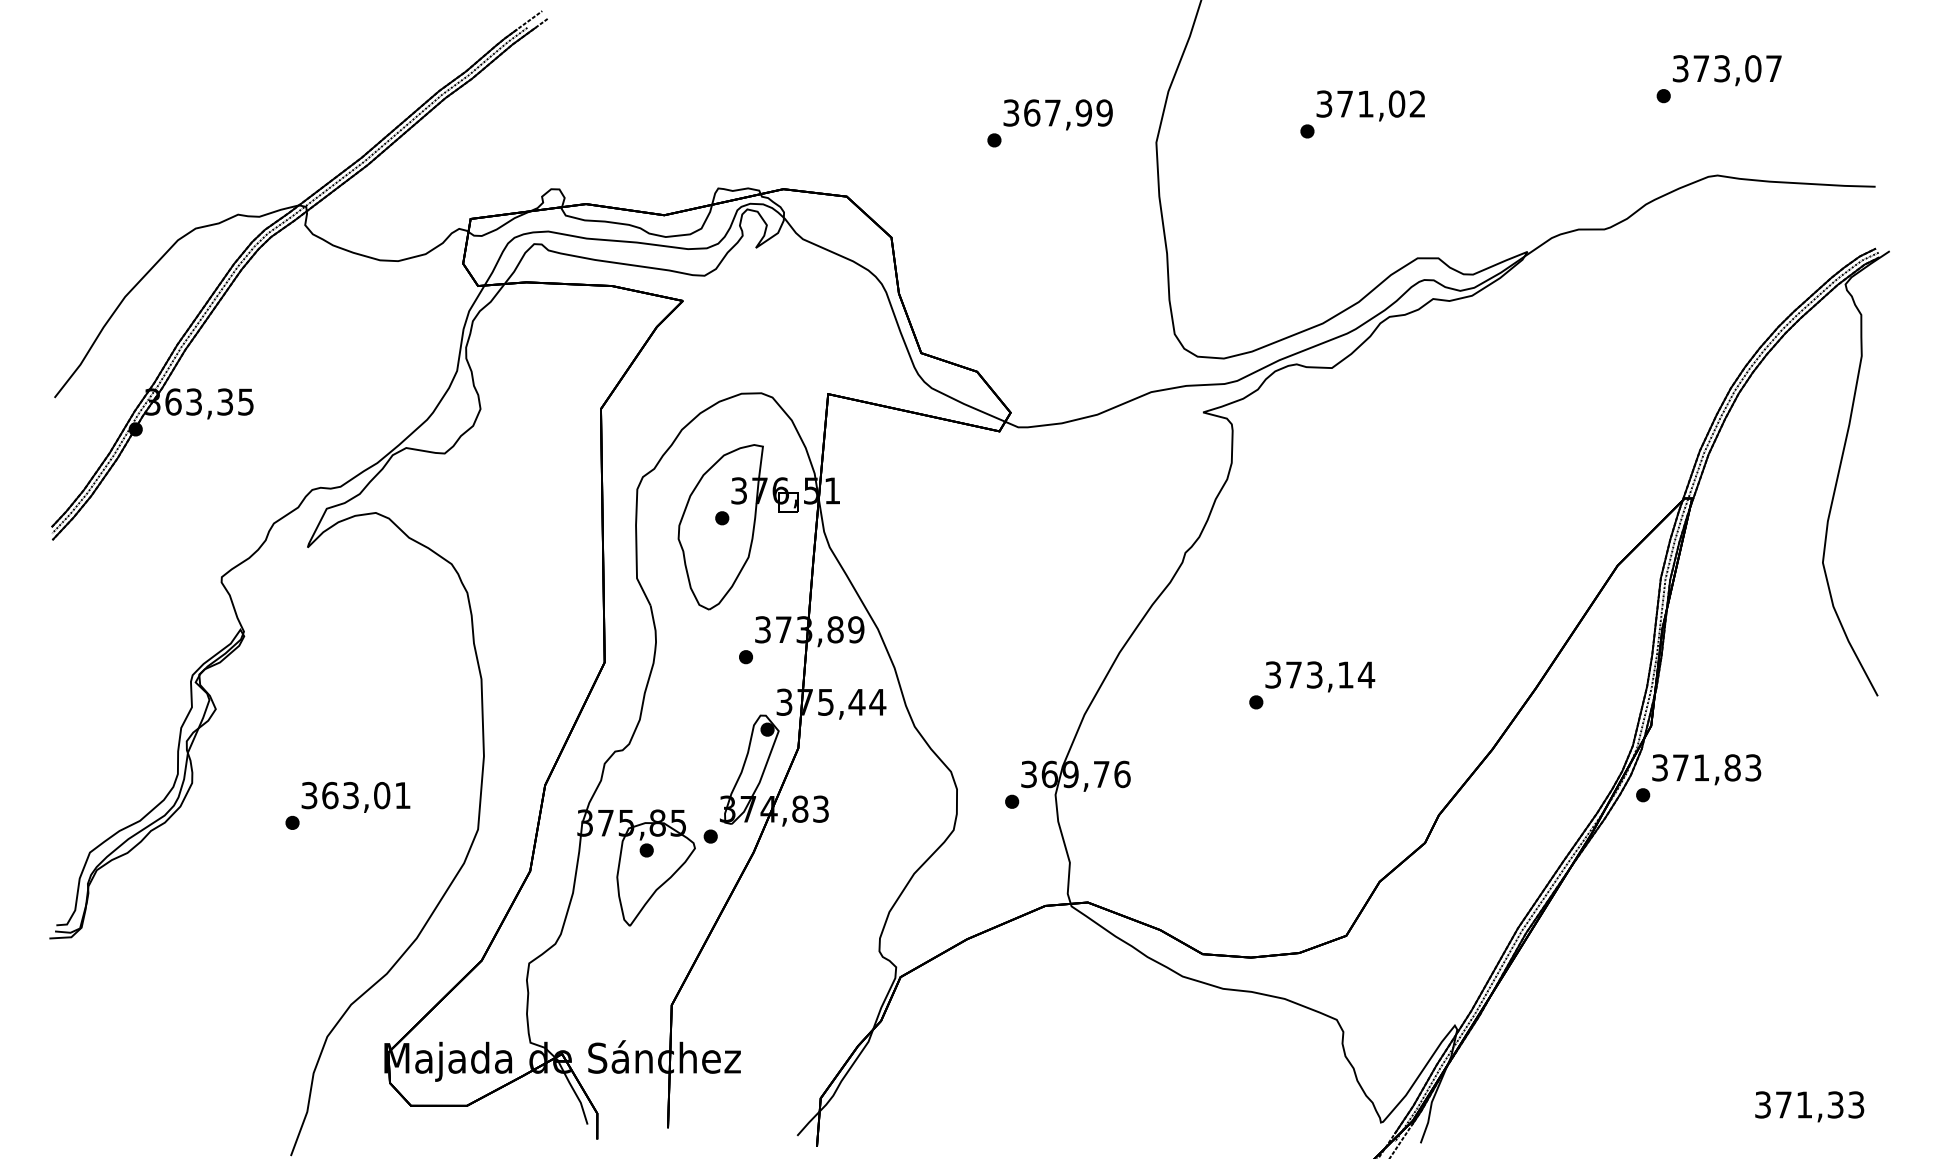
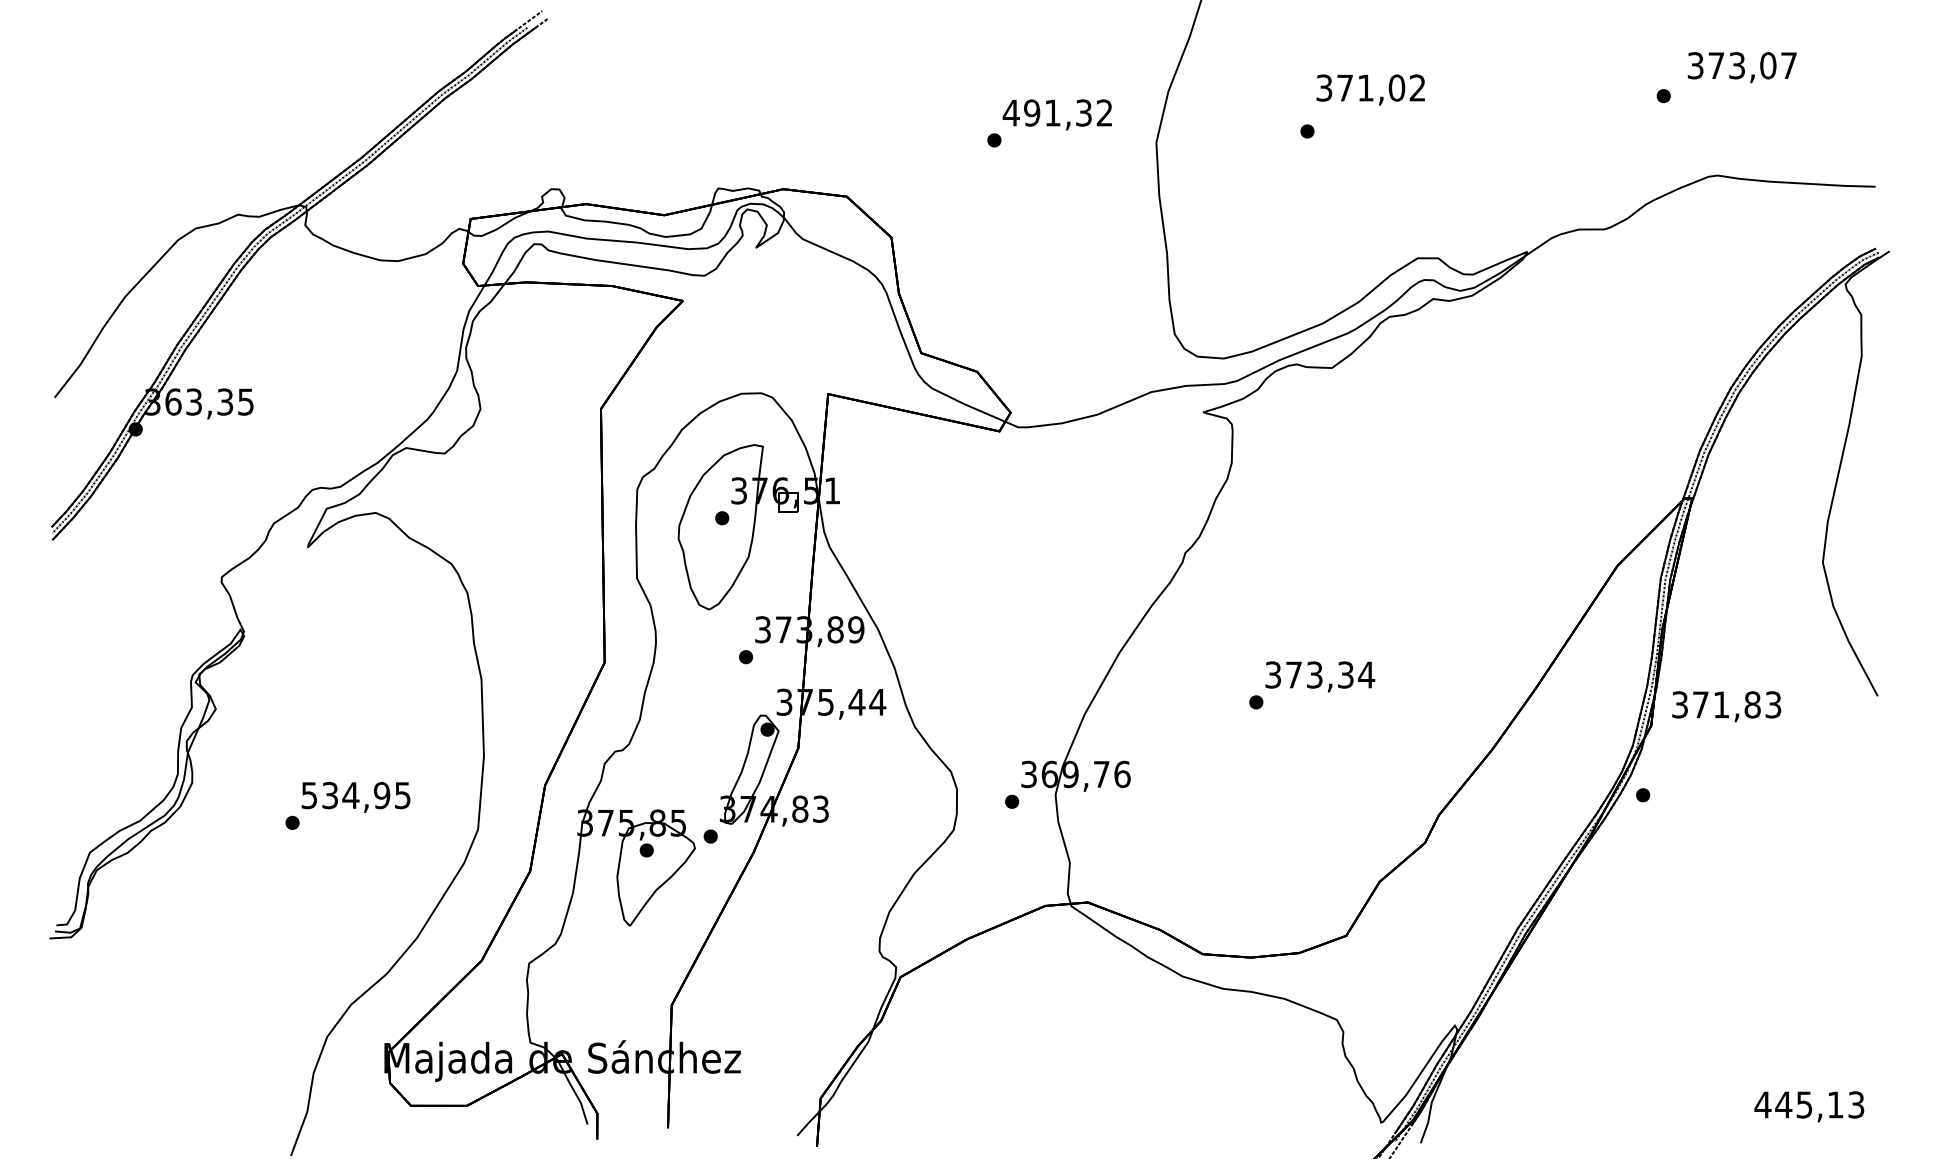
text position: (1726, 70) -> (1741, 67) (1741, 67)
text position: (1370, 105) -> (1370, 89) (1370, 89)
text: 367,99 -> 491,32 (1057, 112)
text: 373,14 -> 373,34 (1345, 674)
text position: (1706, 769) -> (1726, 706) (1726, 706)
text: 363,01 -> 534,95 (356, 795)
text: 371,33 -> 445,13 (1798, 1104)
